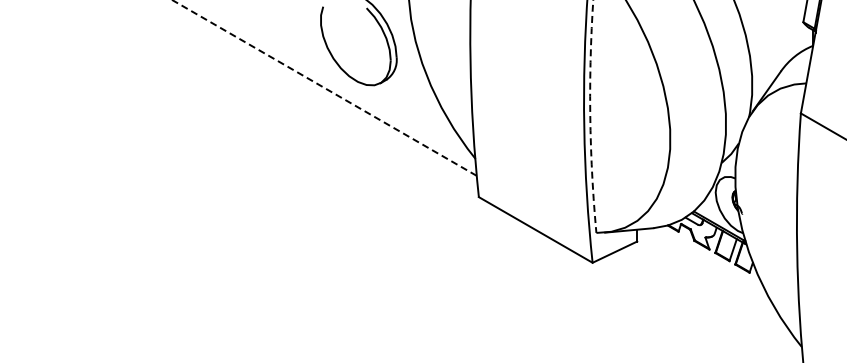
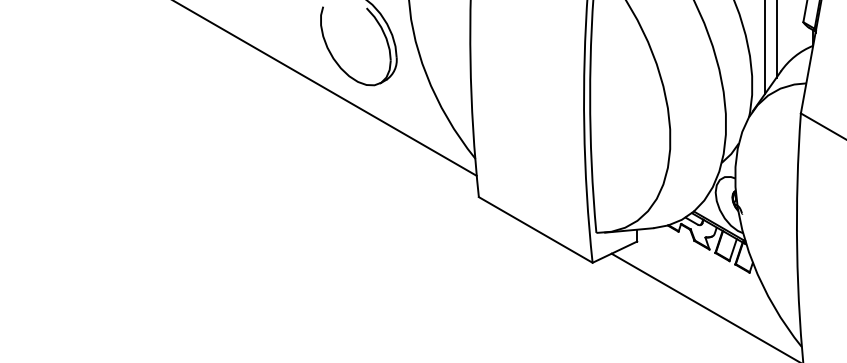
line: none -> present (776, 39)
line: none -> present (765, 47)
line: dashed -> solid (324, 87)
arc: dashed -> solid (590, 117)
line: none -> present (703, 306)
